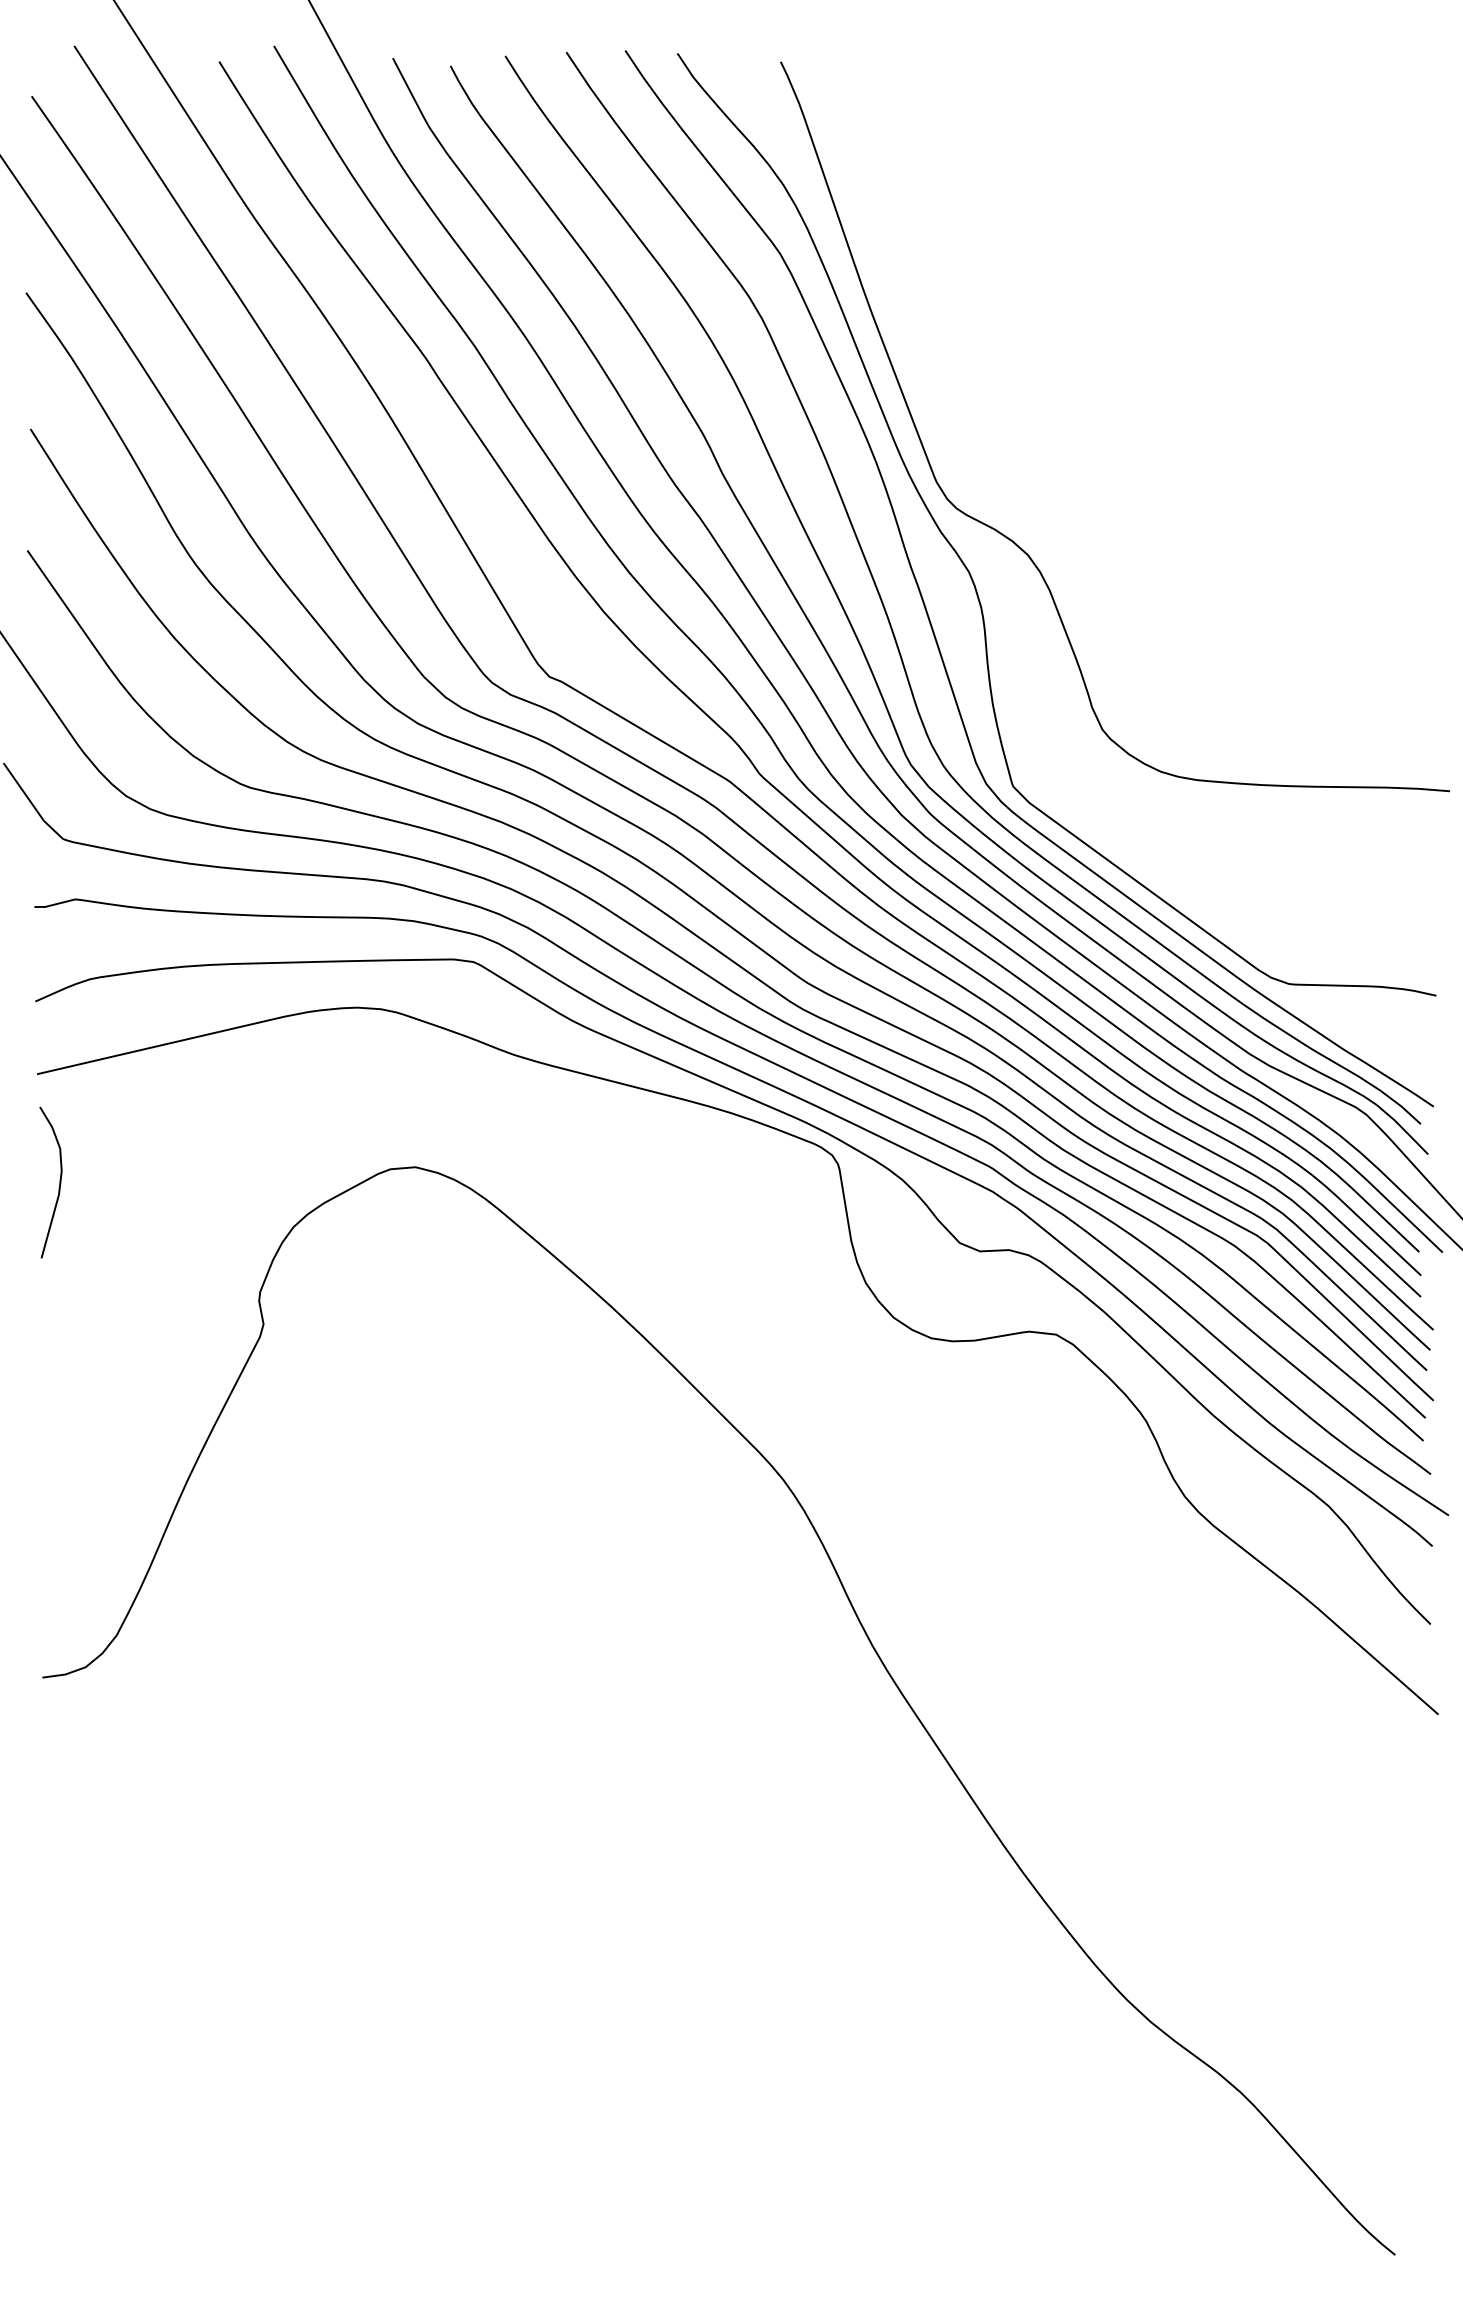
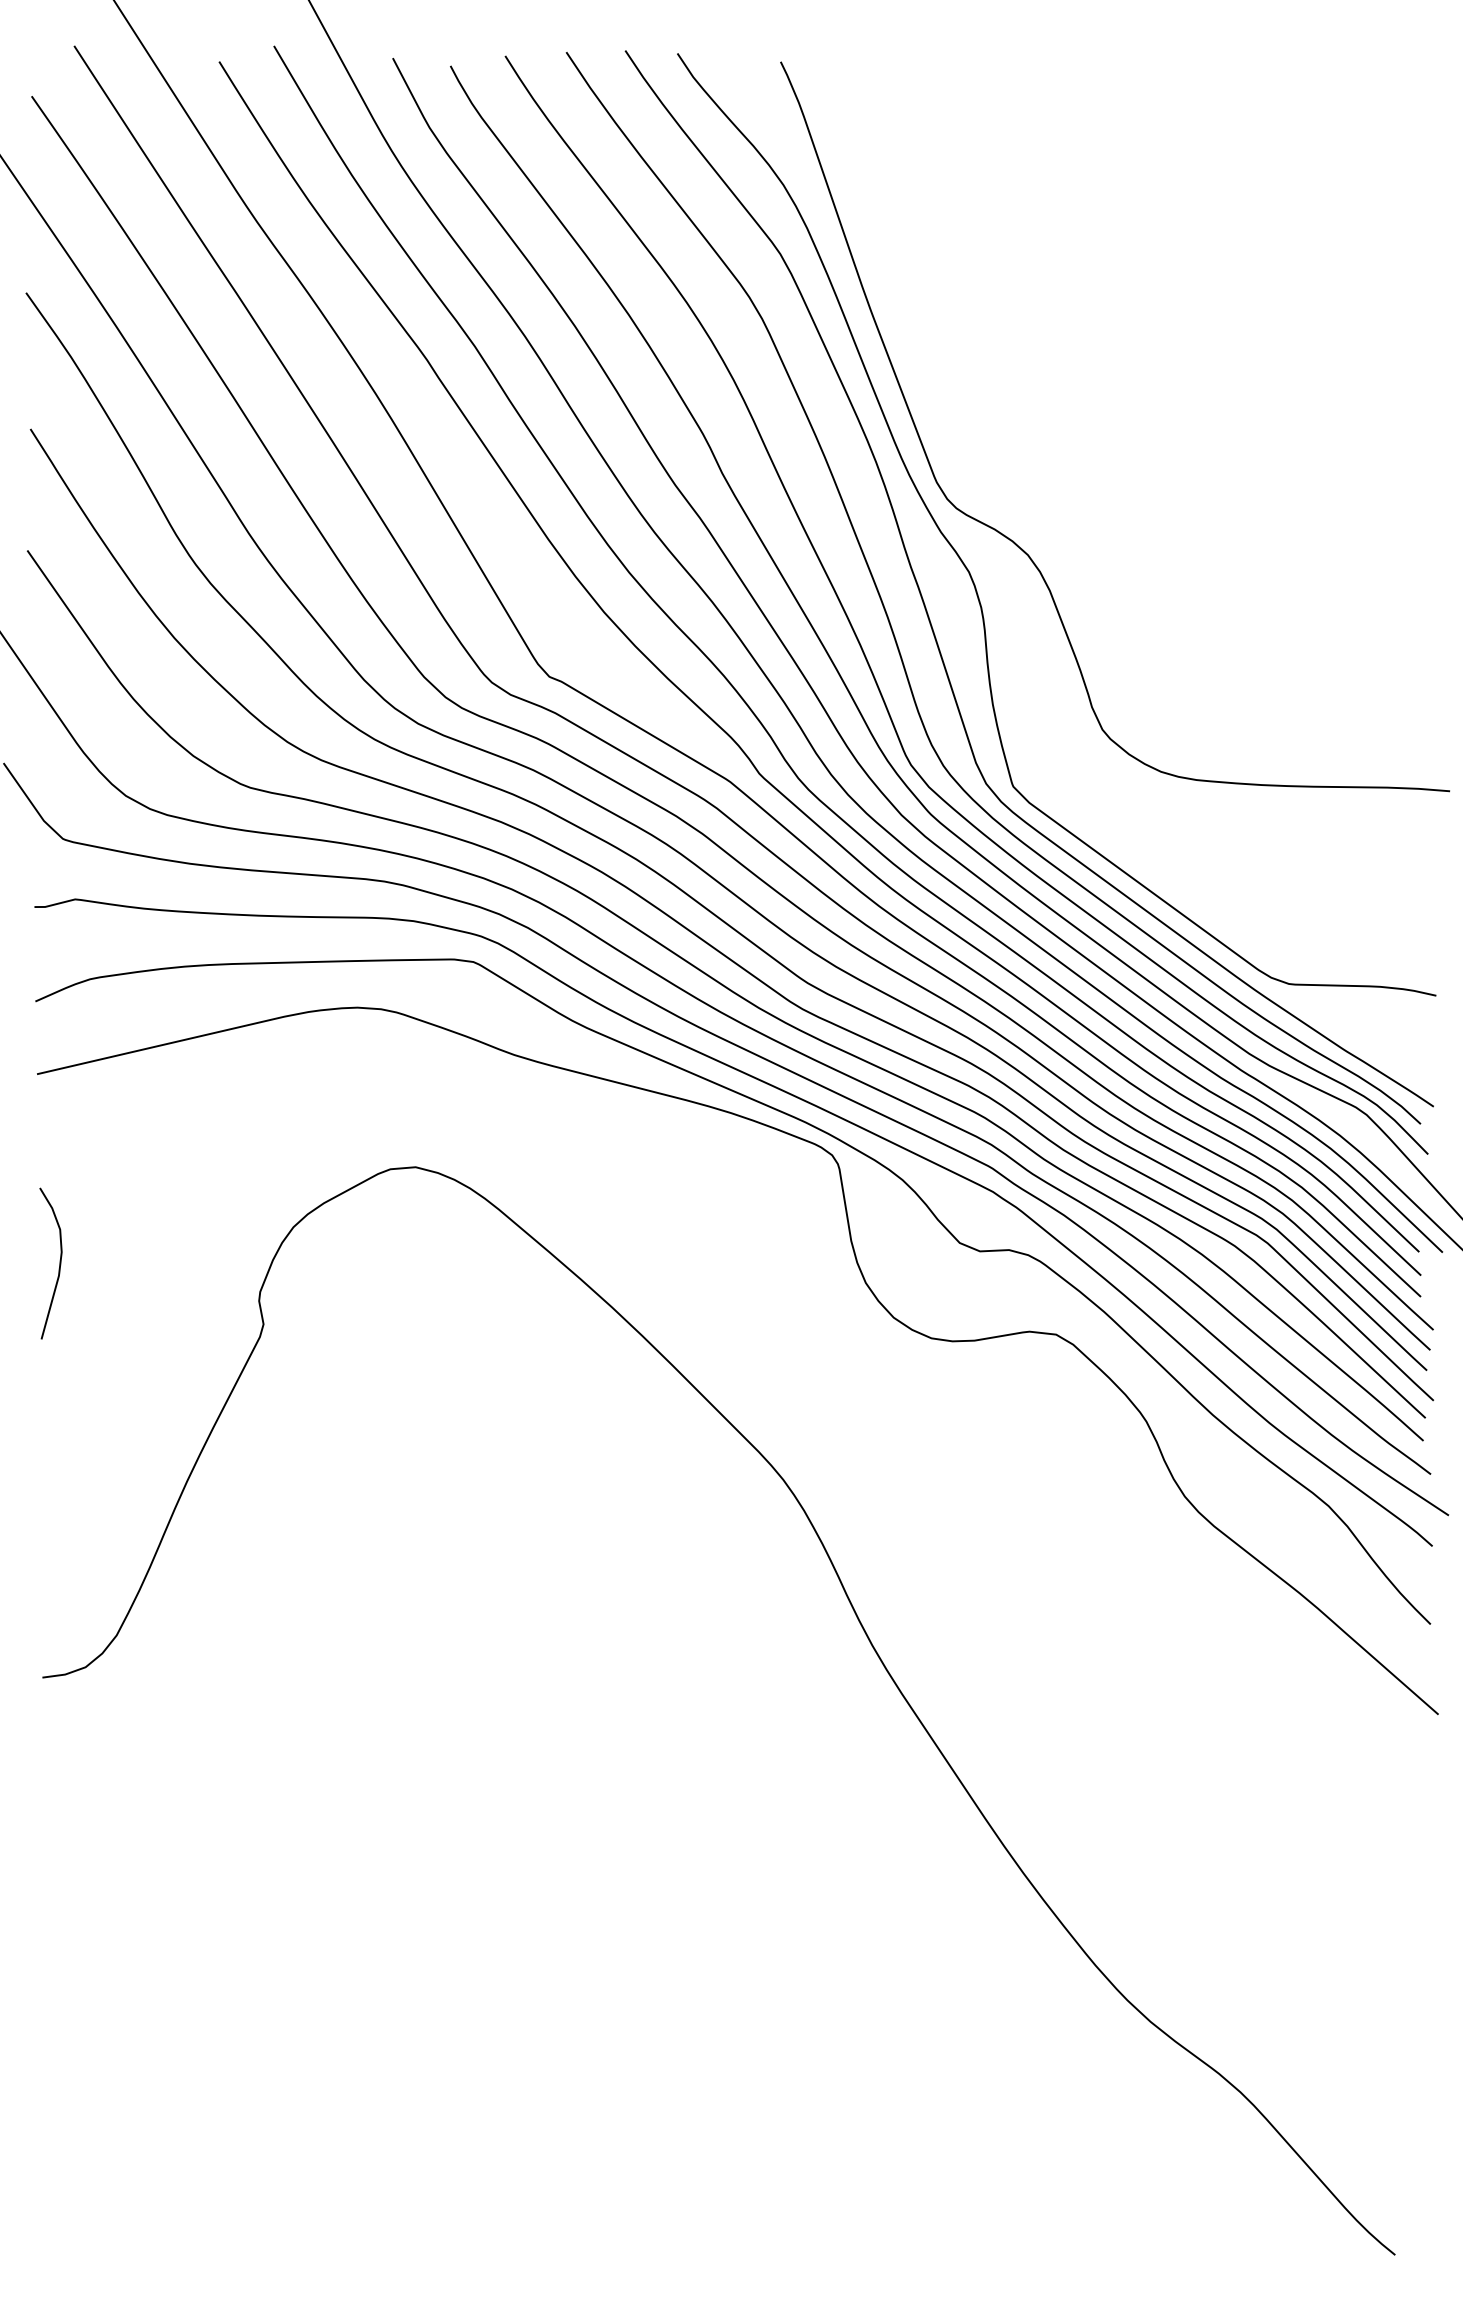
curve position: (59, 1182) -> (59, 1263) (59, 1263)
